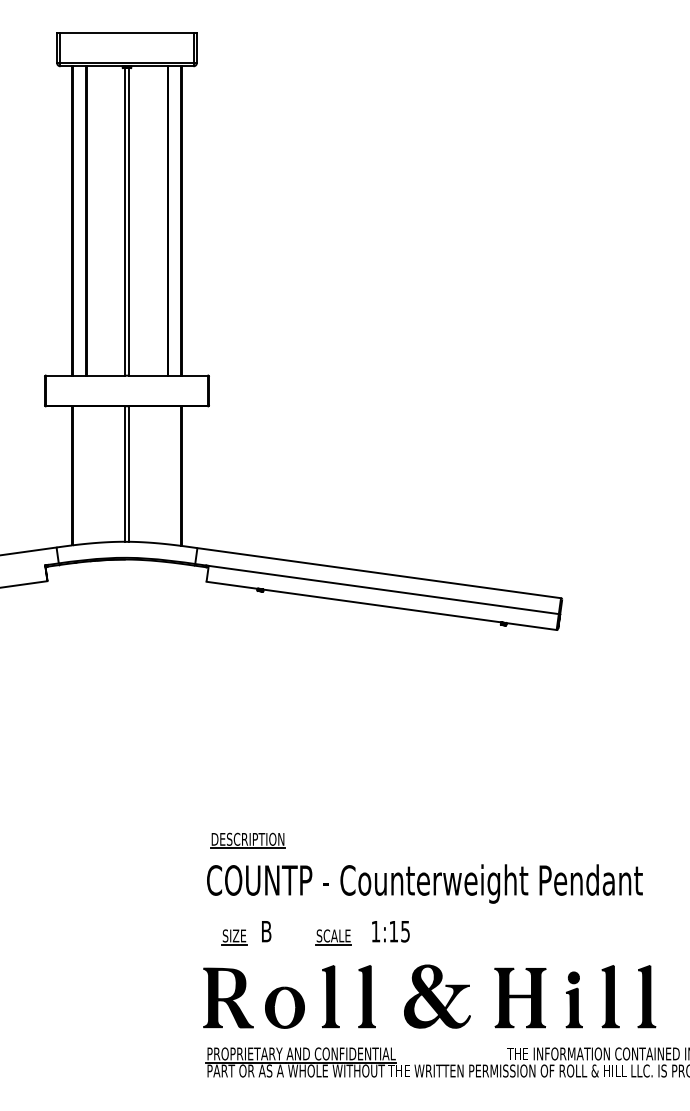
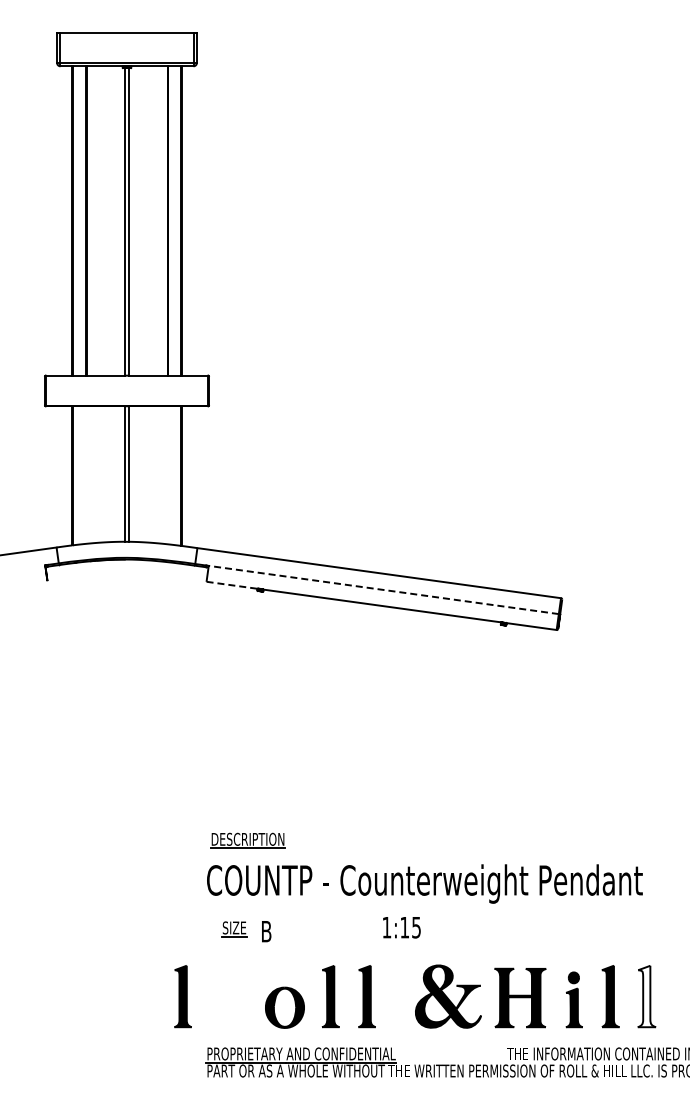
line: present -> none (24, 584)
line: solid -> dashed (232, 585)
line: solid -> dashed (383, 589)
text position: (390, 931) -> (401, 927) (401, 927)
part position: (234, 937) -> (234, 929) (234, 929)
part: present -> none (333, 937)
part: none -> present (182, 996)
part position: (437, 996) -> (448, 996) (448, 996)
fill: present -> none (646, 996)
part: present -> none (228, 997)
